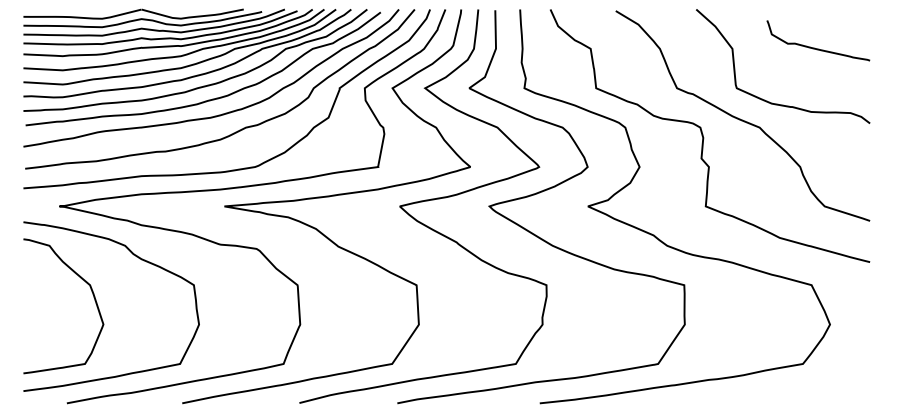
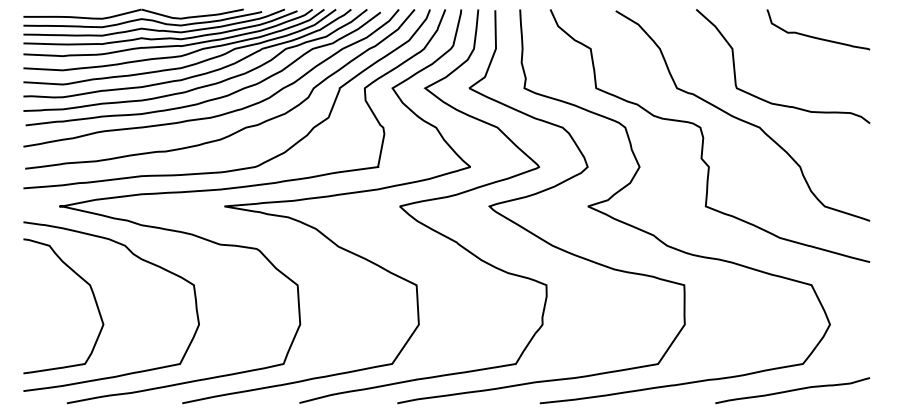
curve position: (818, 48) -> (818, 37) (818, 37)
curve: none -> present (792, 390)
